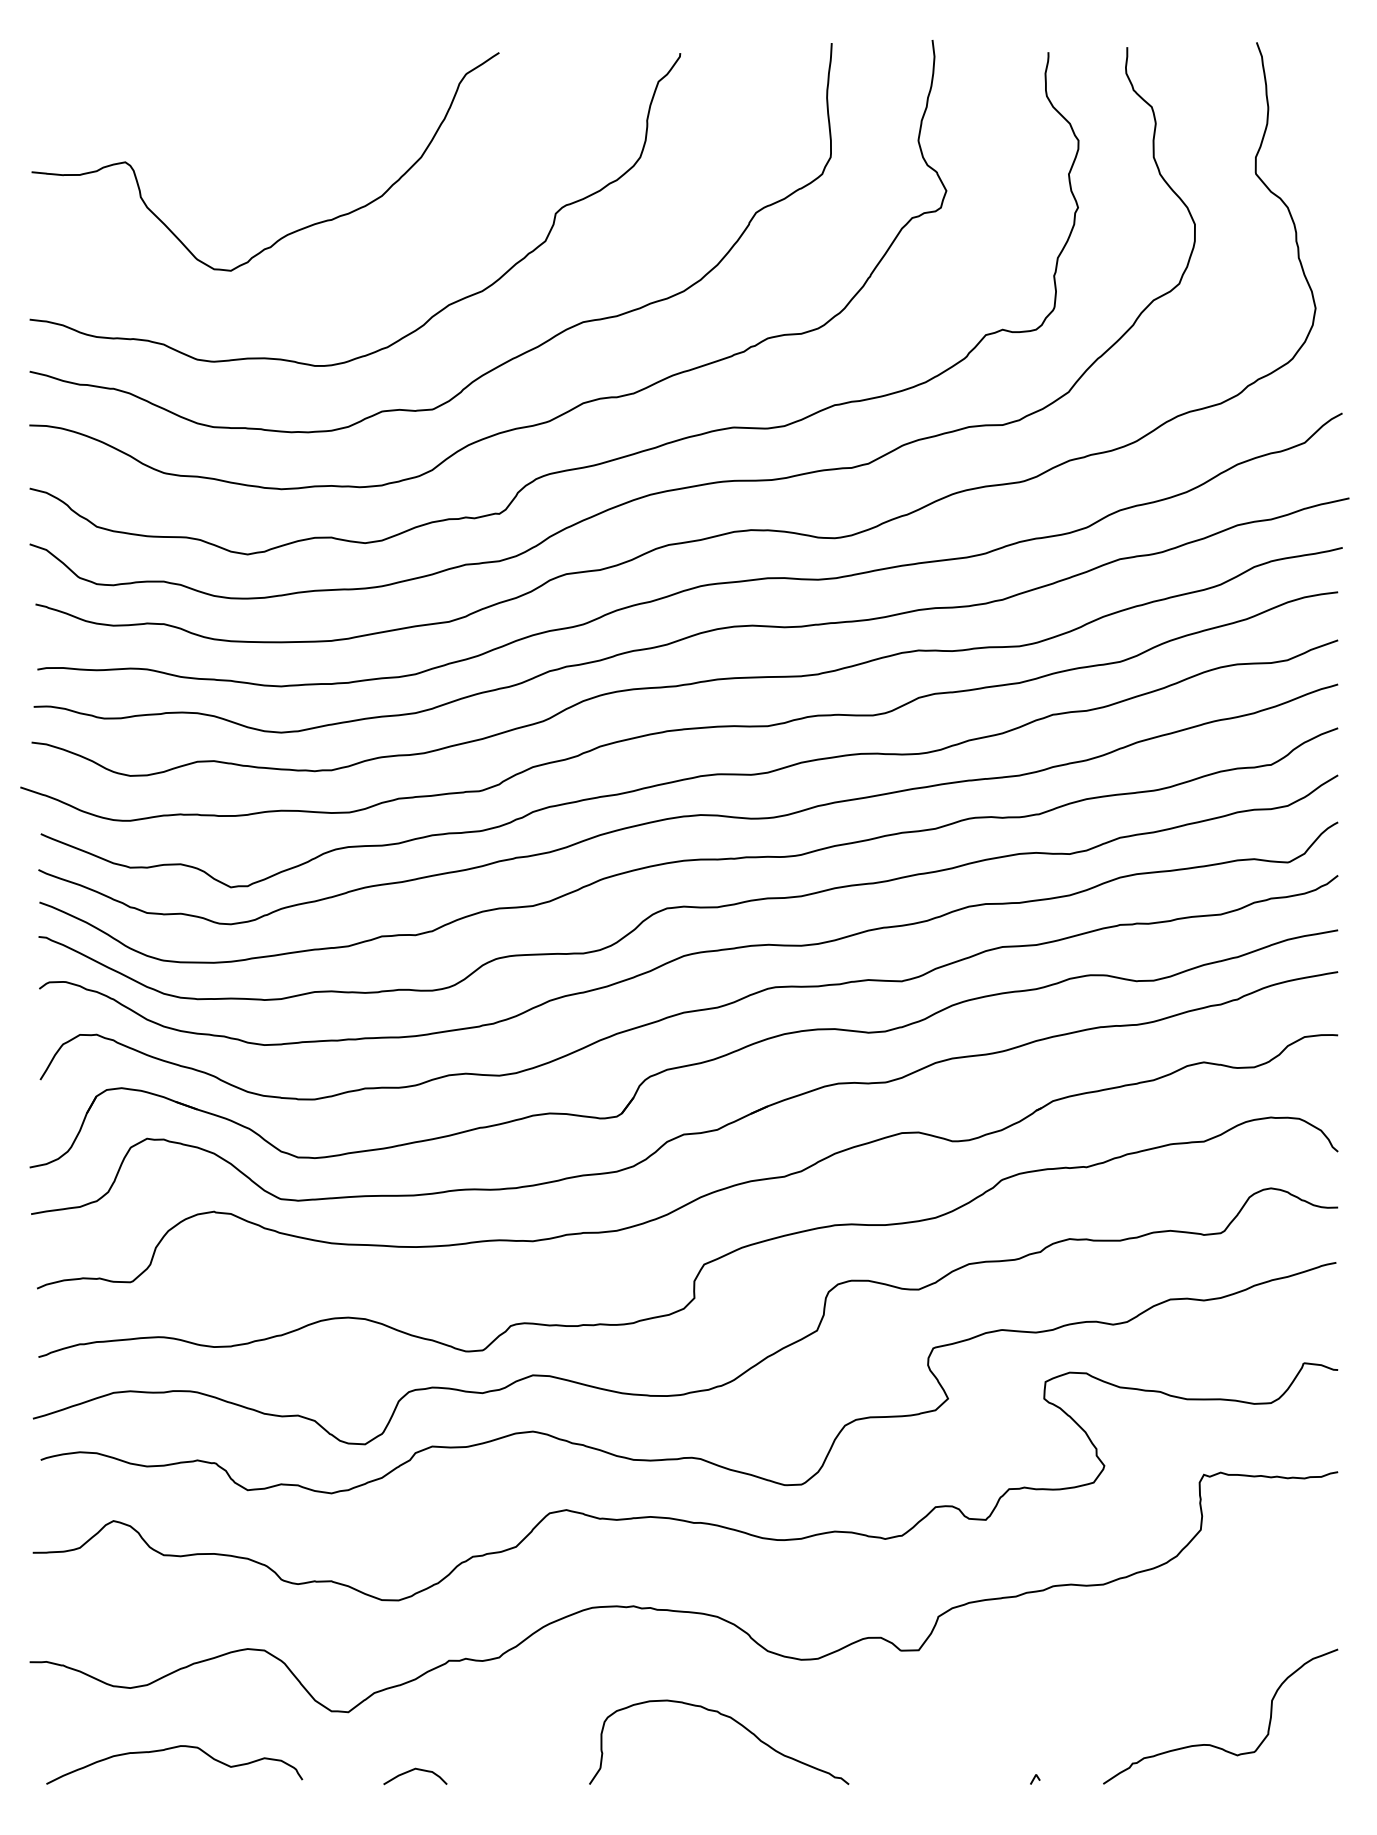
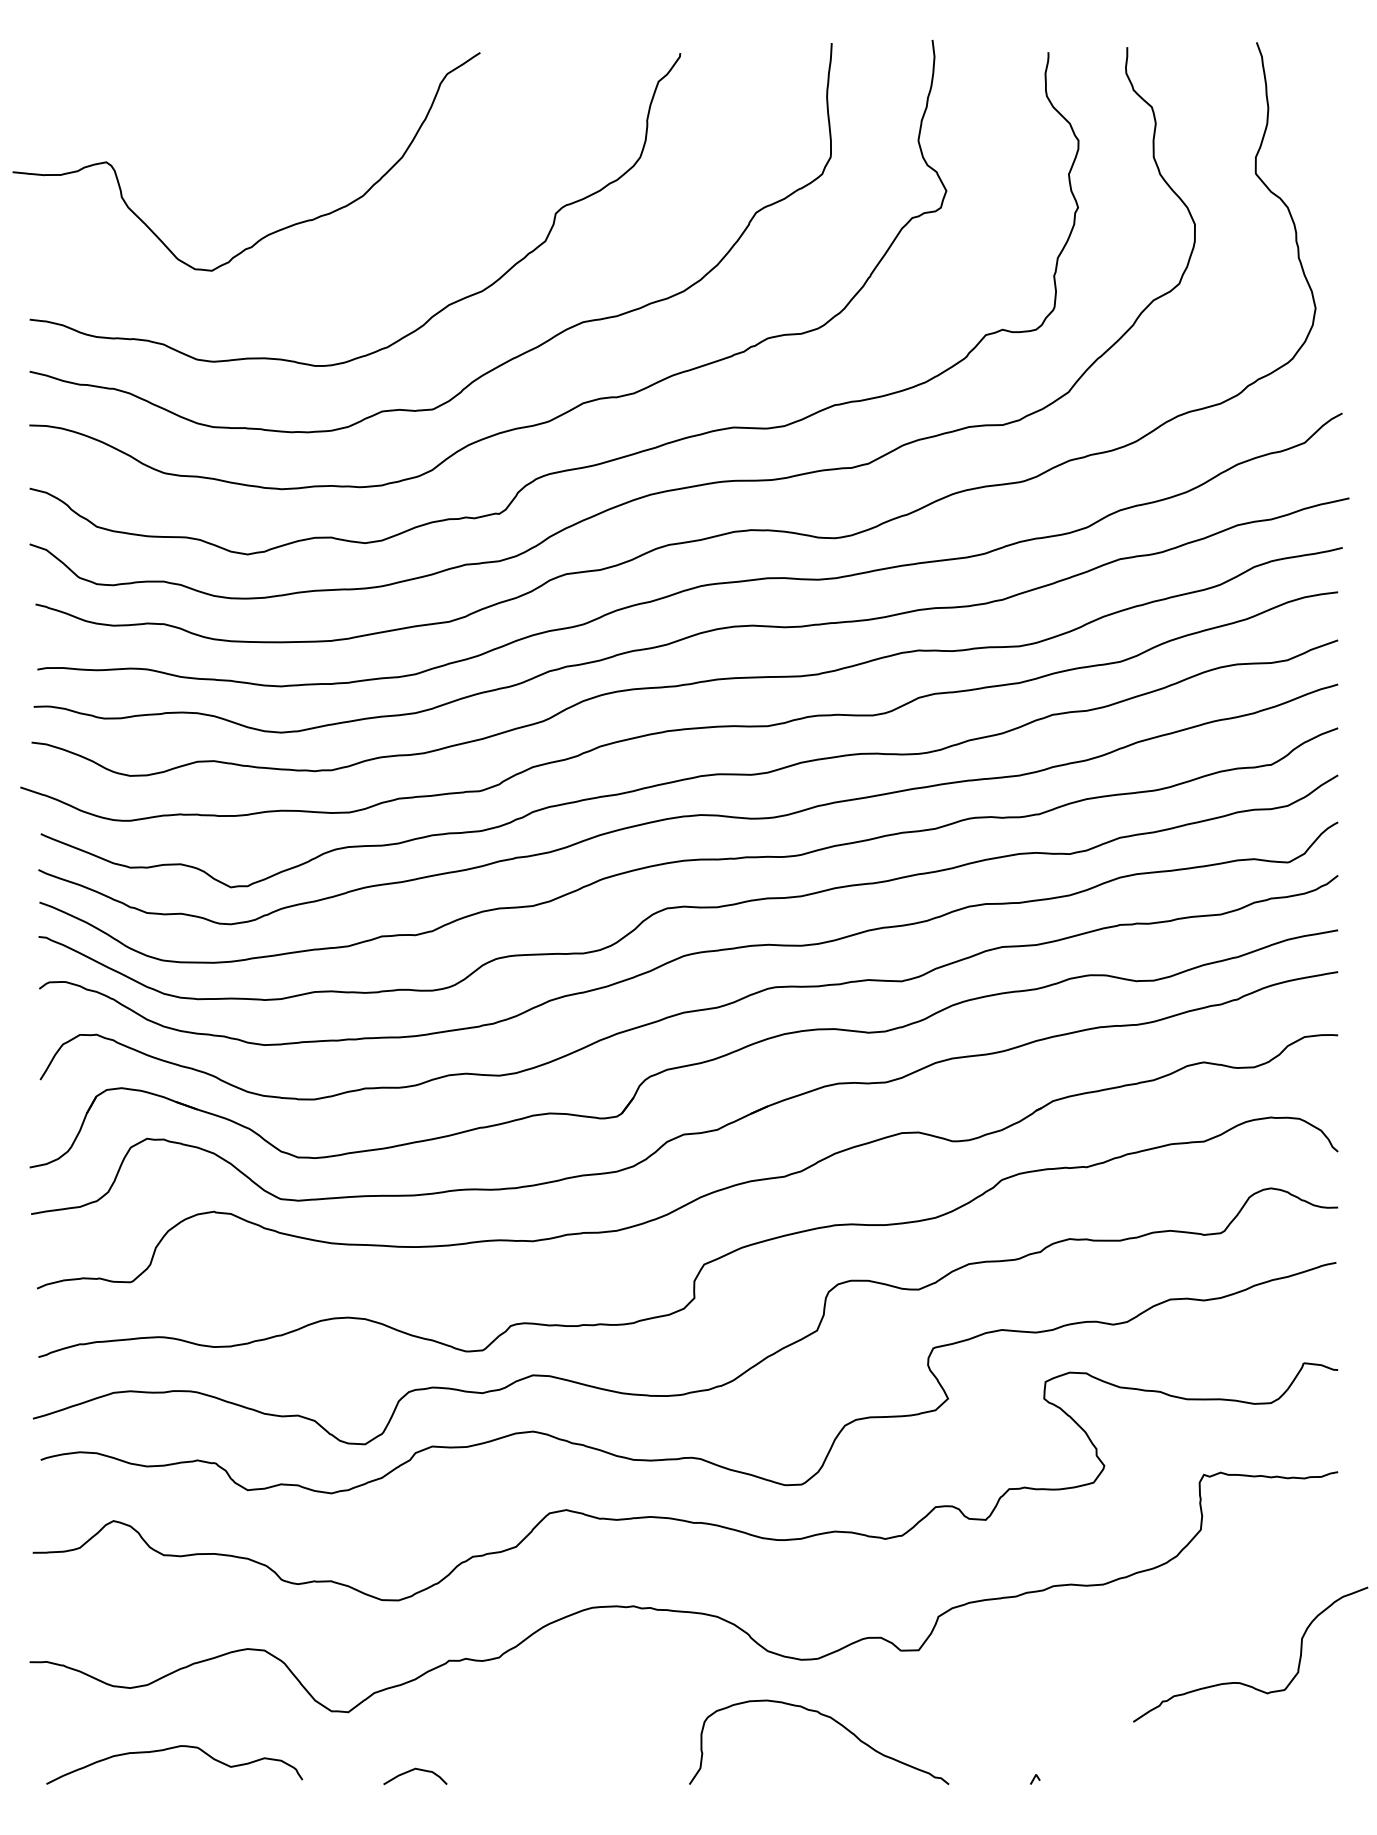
curve position: (292, 231) -> (273, 231) (273, 231)
curve position: (734, 1721) -> (834, 1721) (834, 1721)
curve position: (1211, 1744) -> (1241, 1682) (1241, 1682)
